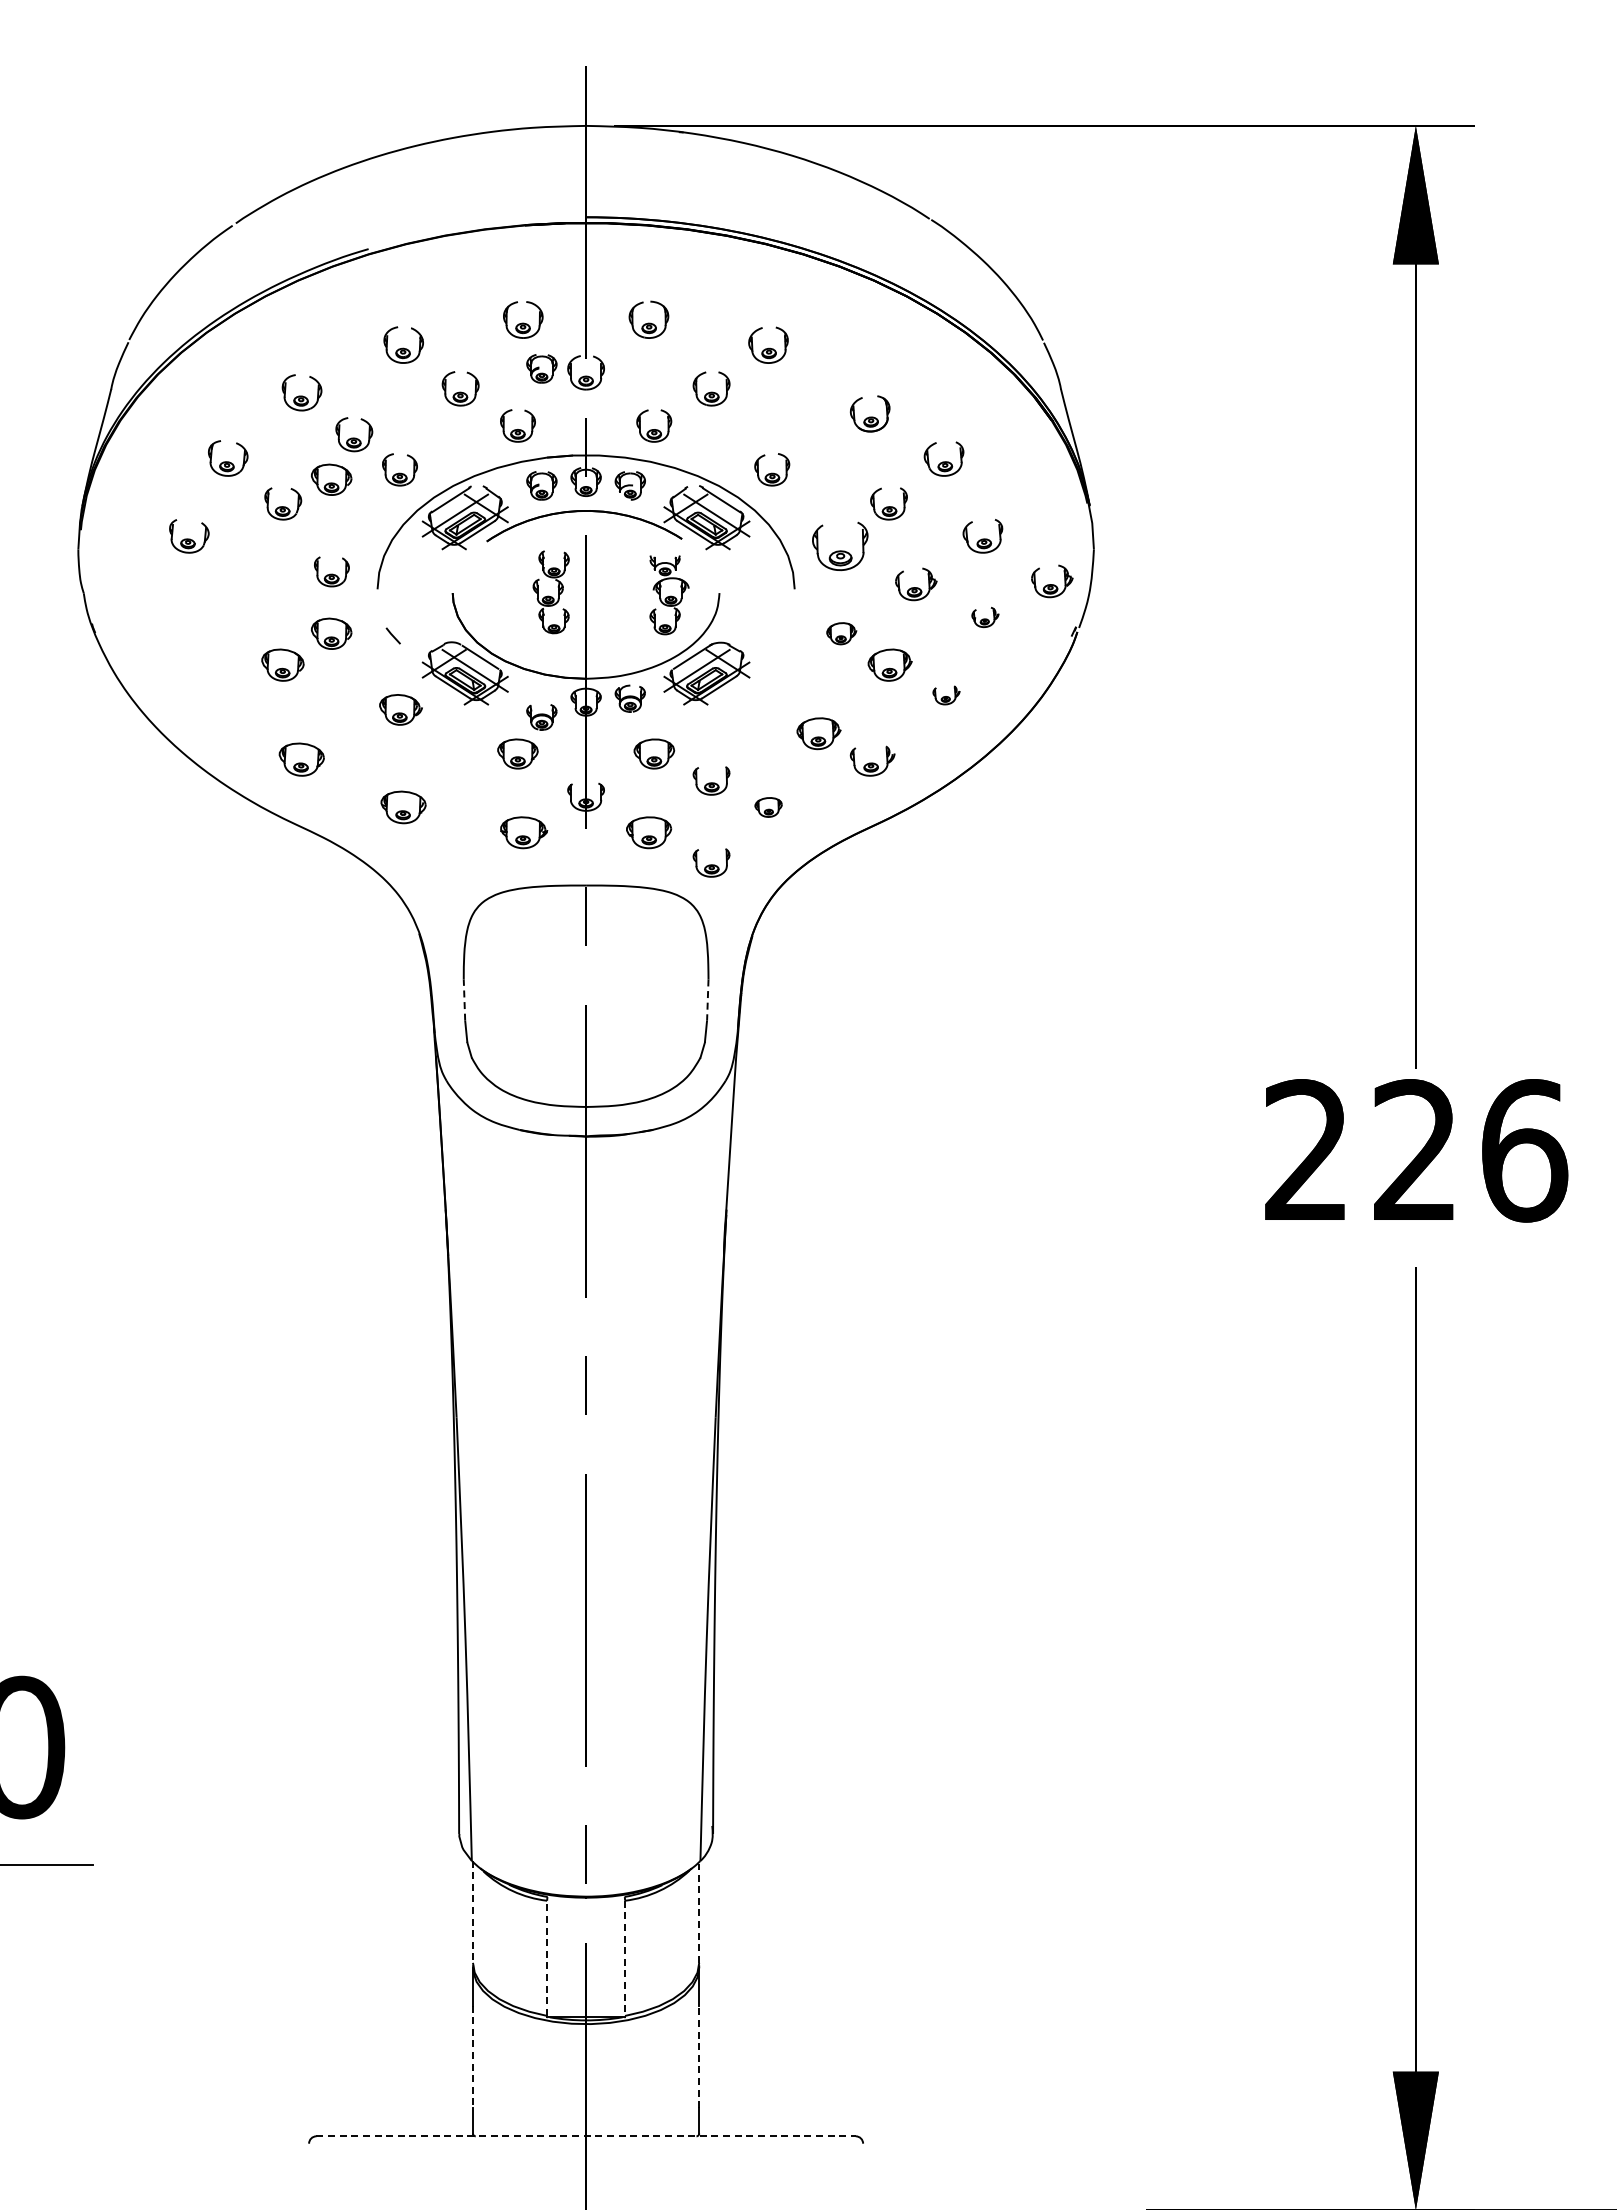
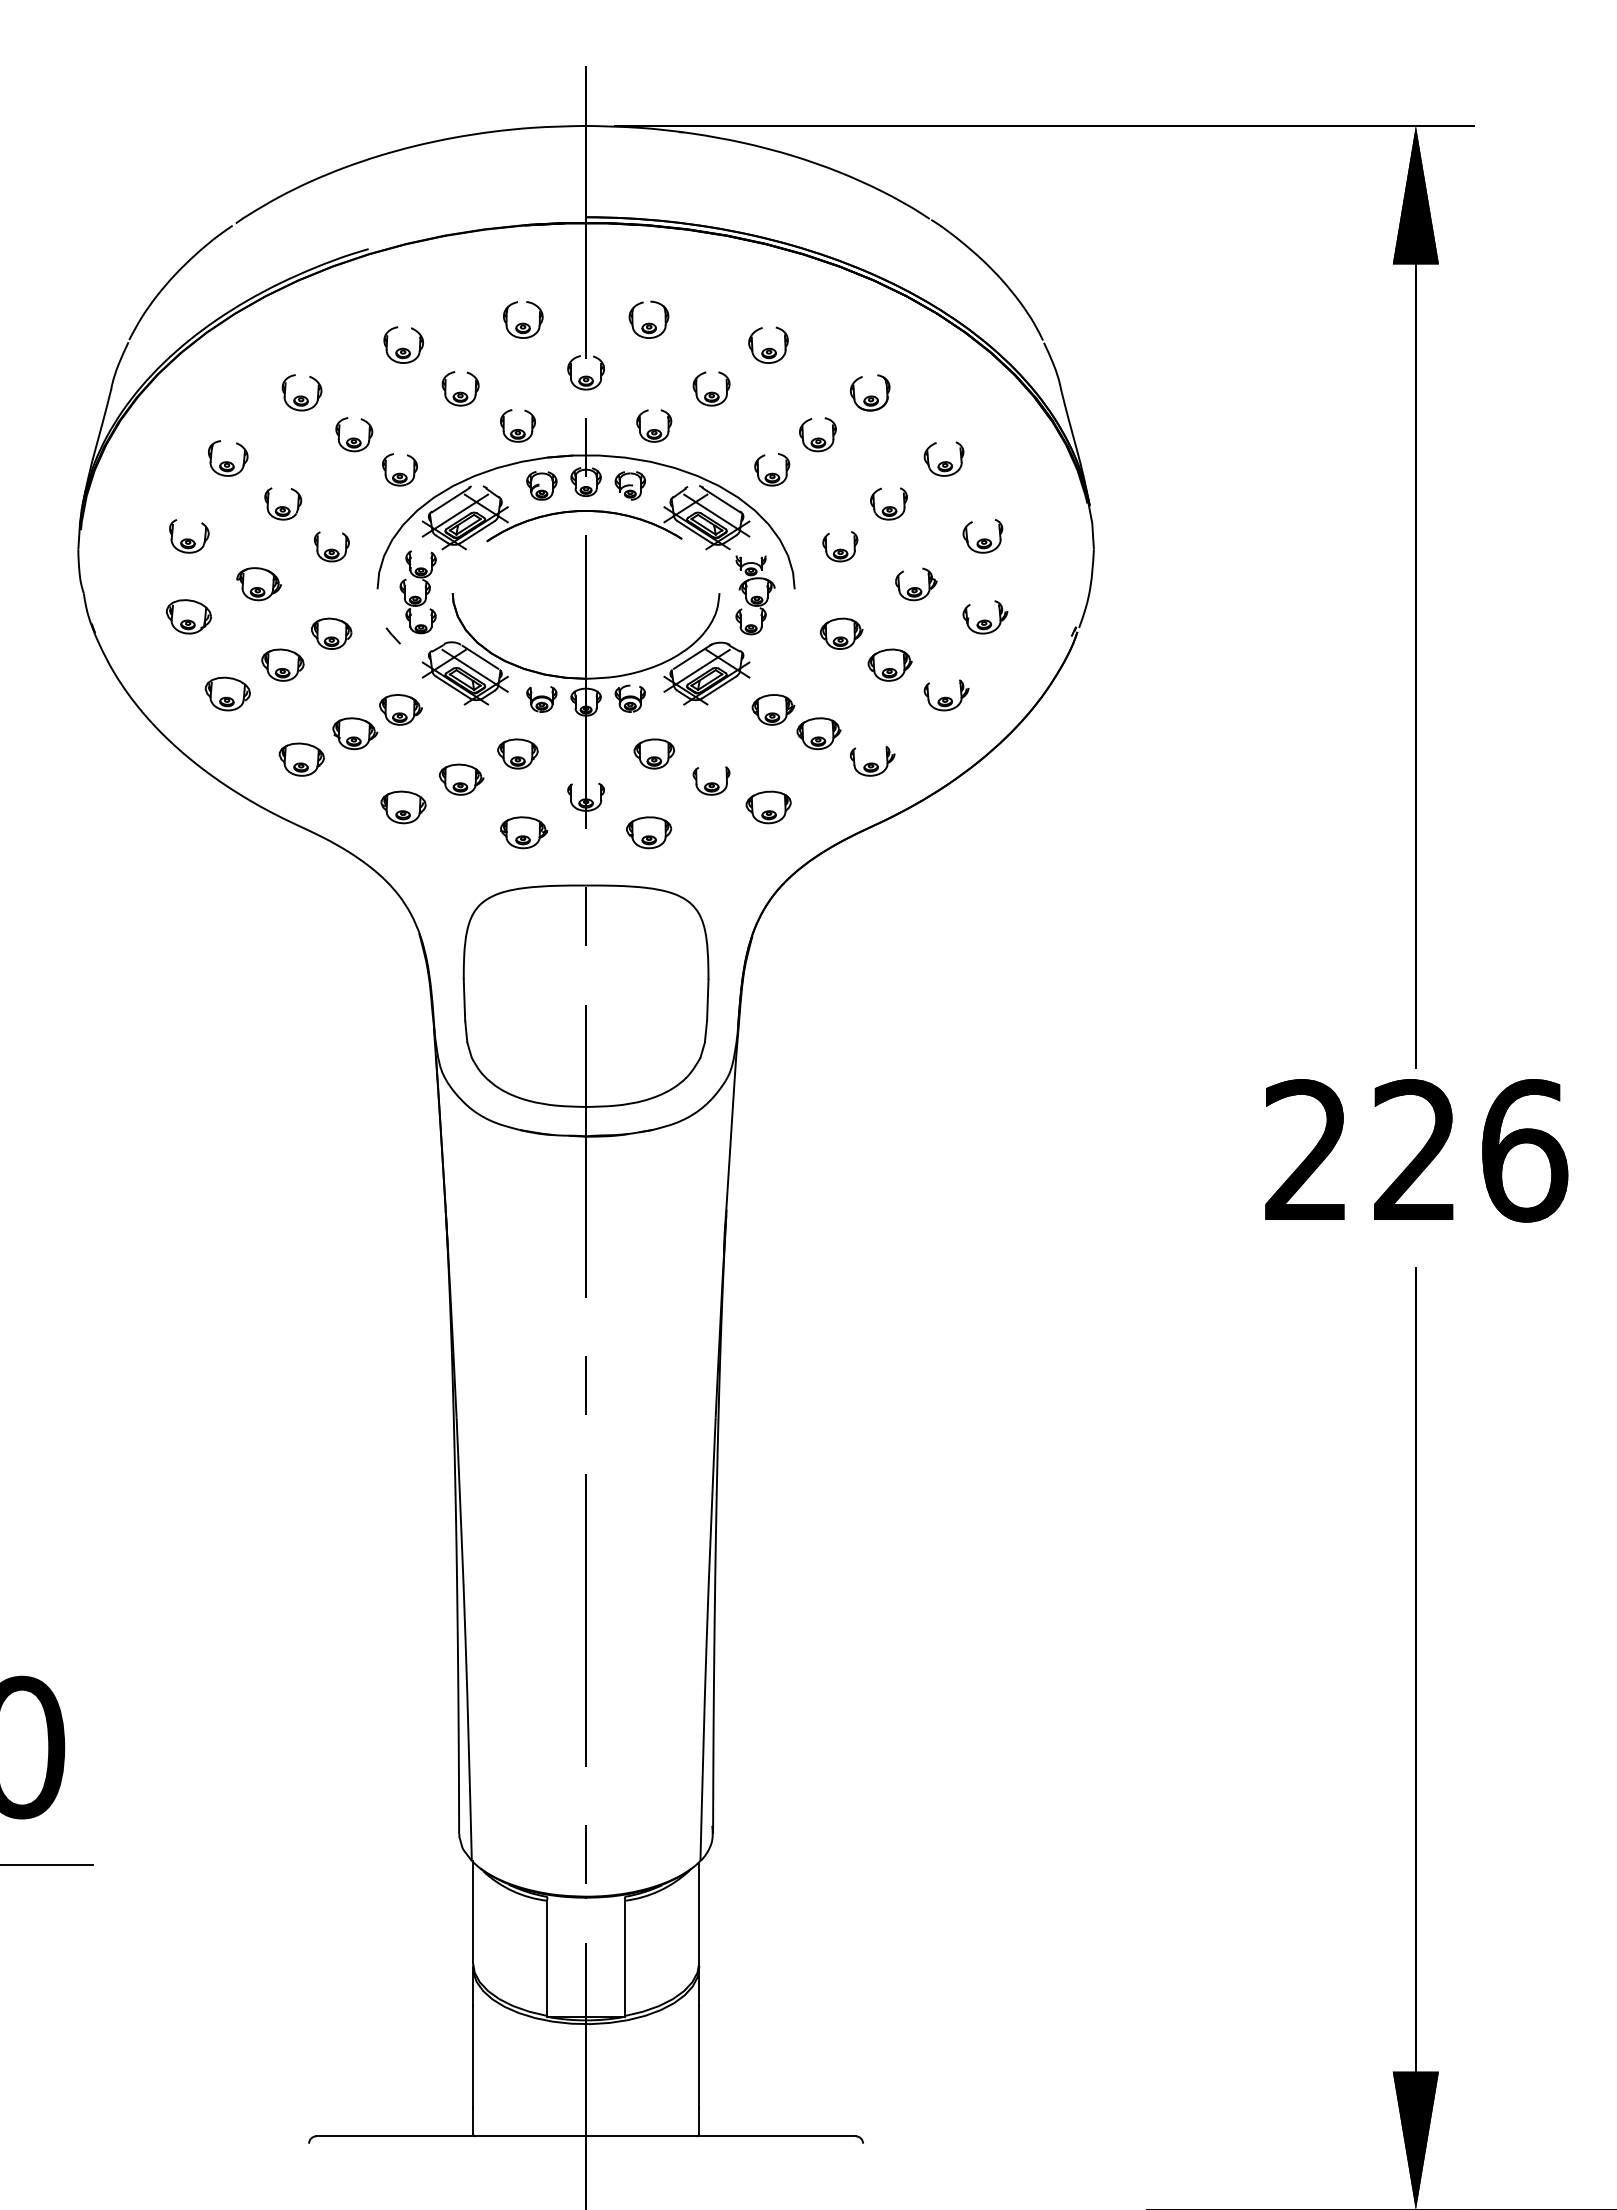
part: present -> none (541, 368)
part position: (869, 413) -> (869, 392) (869, 392)
part: none -> present (817, 434)
part: present -> none (331, 479)
part size: 57x51 px -> 37x32 px (840, 546)
part position: (331, 571) -> (331, 546) (331, 546)
part: present -> none (1052, 581)
part: none -> present (258, 584)
part position: (550, 592) -> (417, 592) (417, 592)
part position: (669, 595) -> (755, 595) (755, 595)
part: none -> present (188, 616)
part size: 29x22 px -> 47x35 px (985, 617)
part size: 32x24 px -> 44x33 px (841, 633)
part: none -> present (227, 693)
part size: 29x21 px -> 47x33 px (946, 695)
part: none -> present (773, 709)
part position: (541, 717) -> (541, 699) (541, 699)
part: none -> present (355, 733)
part: none -> present (461, 779)
part size: 29x21 px -> 47x35 px (768, 807)
part: present -> none (711, 862)
line: dashed -> solid (464, 1000)
line: dashed -> solid (707, 1000)
line: dashed -> solid (472, 1912)
line: dashed -> solid (699, 1913)
line: dashed -> solid (547, 1958)
line: dashed -> solid (625, 1958)
line: dashed -> solid (699, 2056)
line: dashed -> solid (472, 2057)
line: dashed -> solid (586, 2136)
